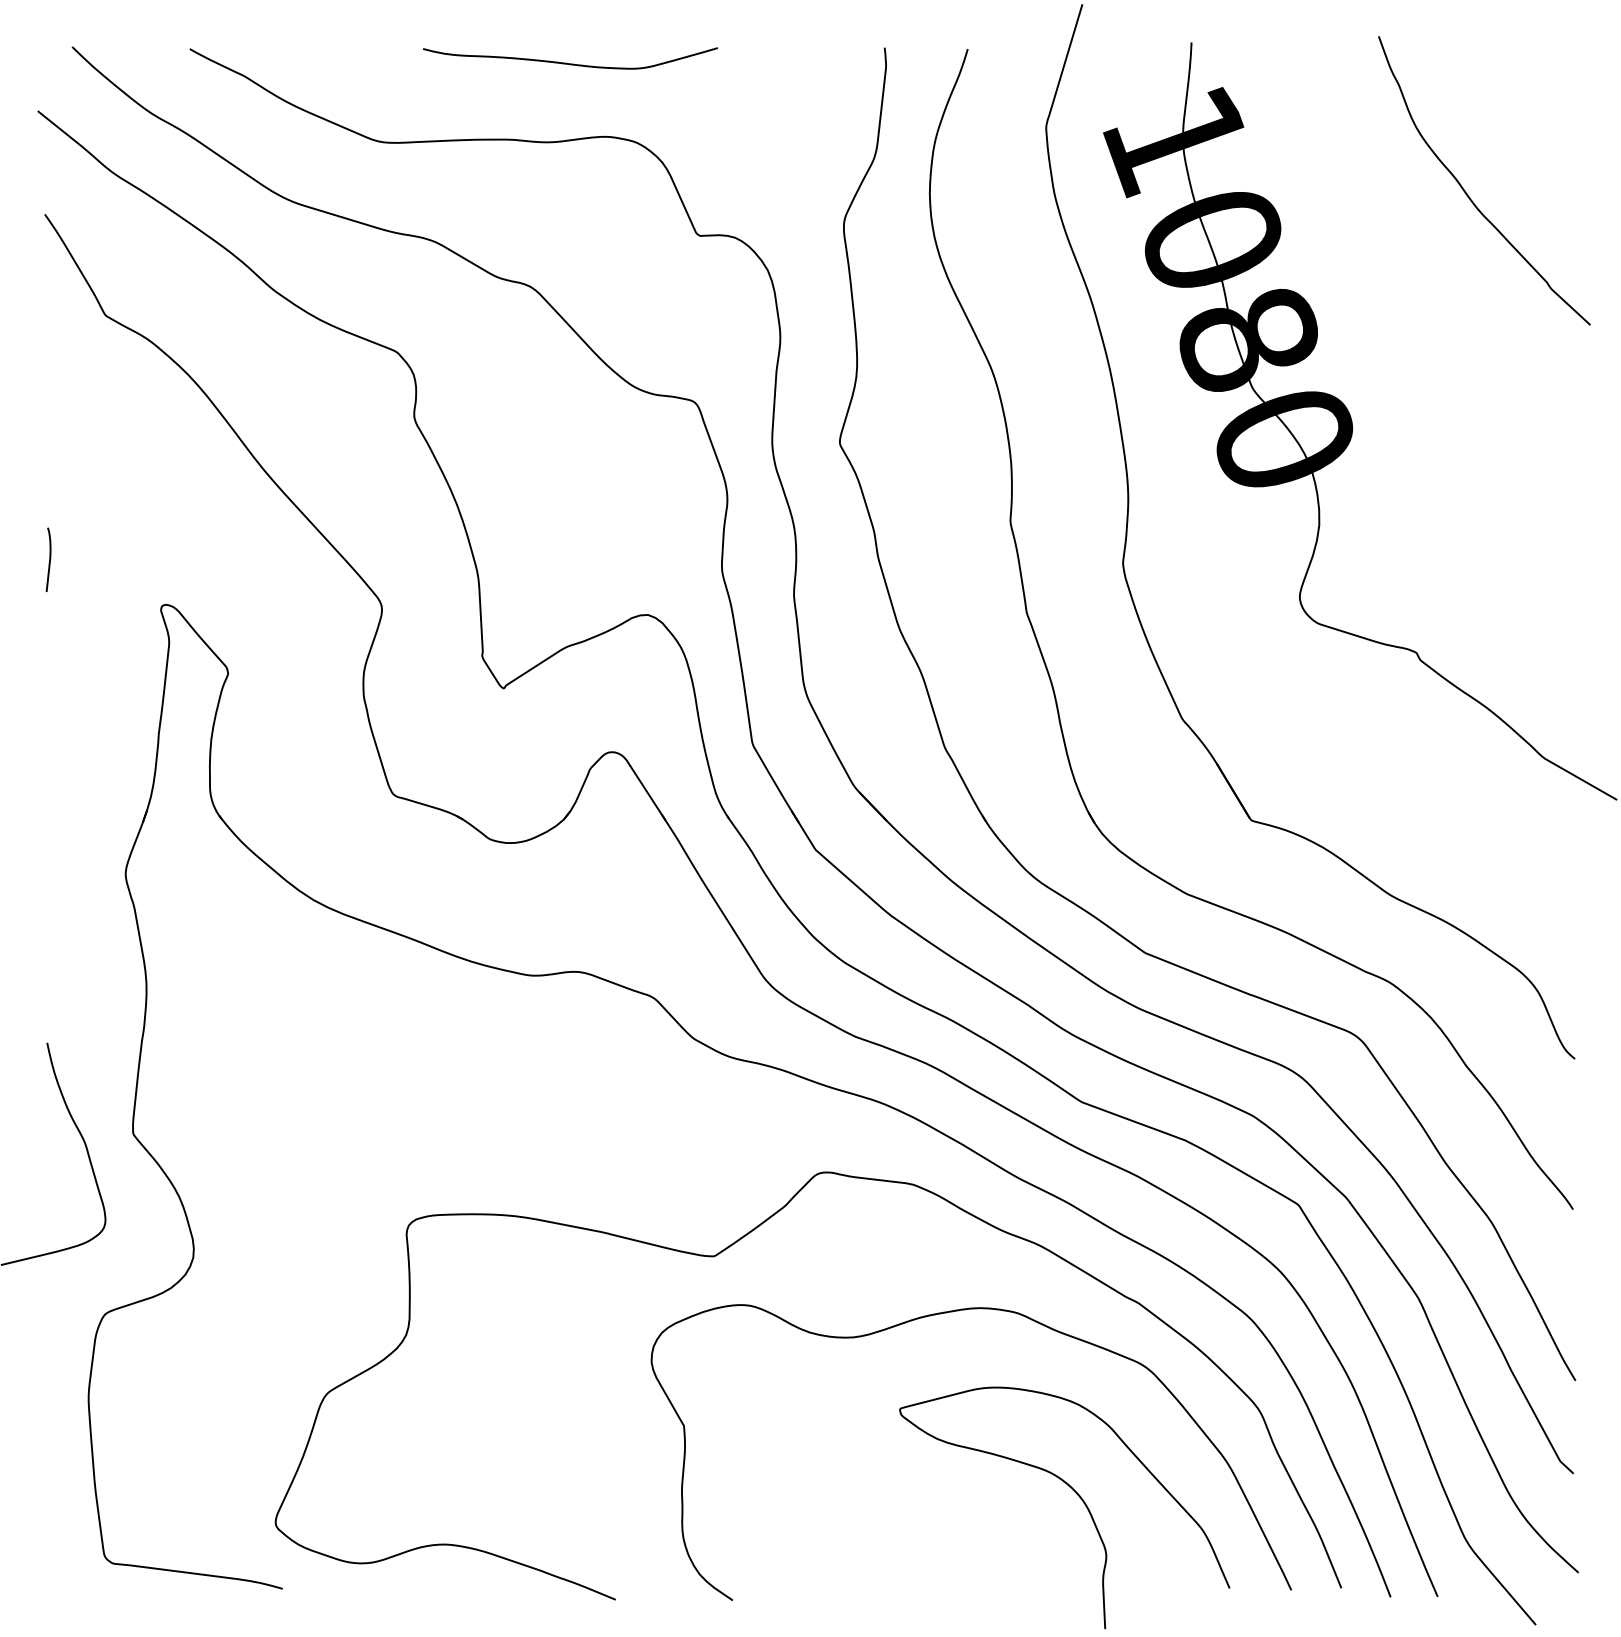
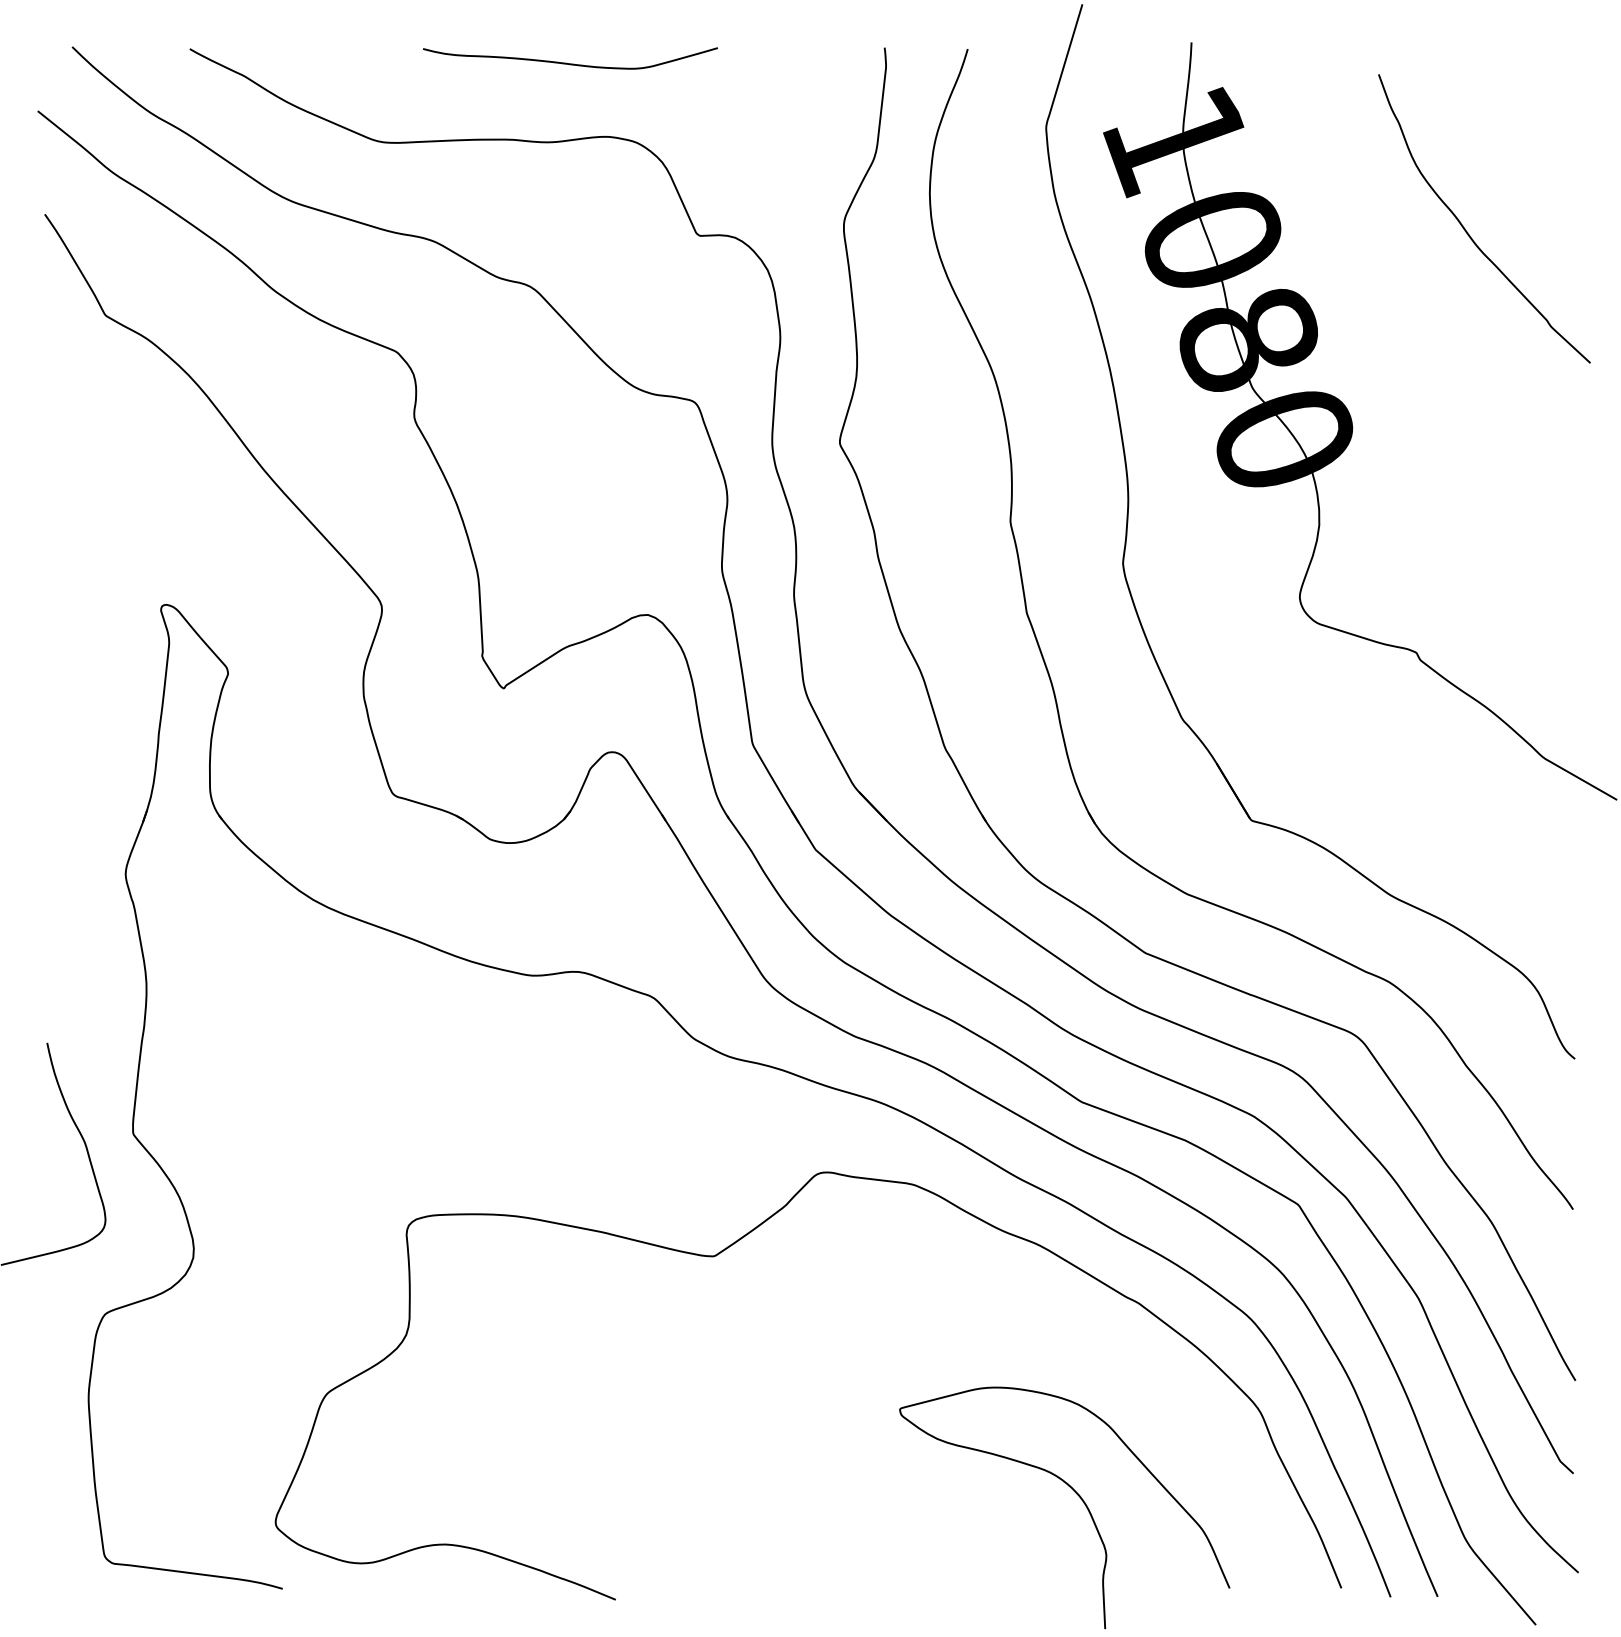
curve position: (1467, 193) -> (1467, 231) (1467, 231)
curve: present -> none (49, 559)
curve: present -> none (941, 1314)
